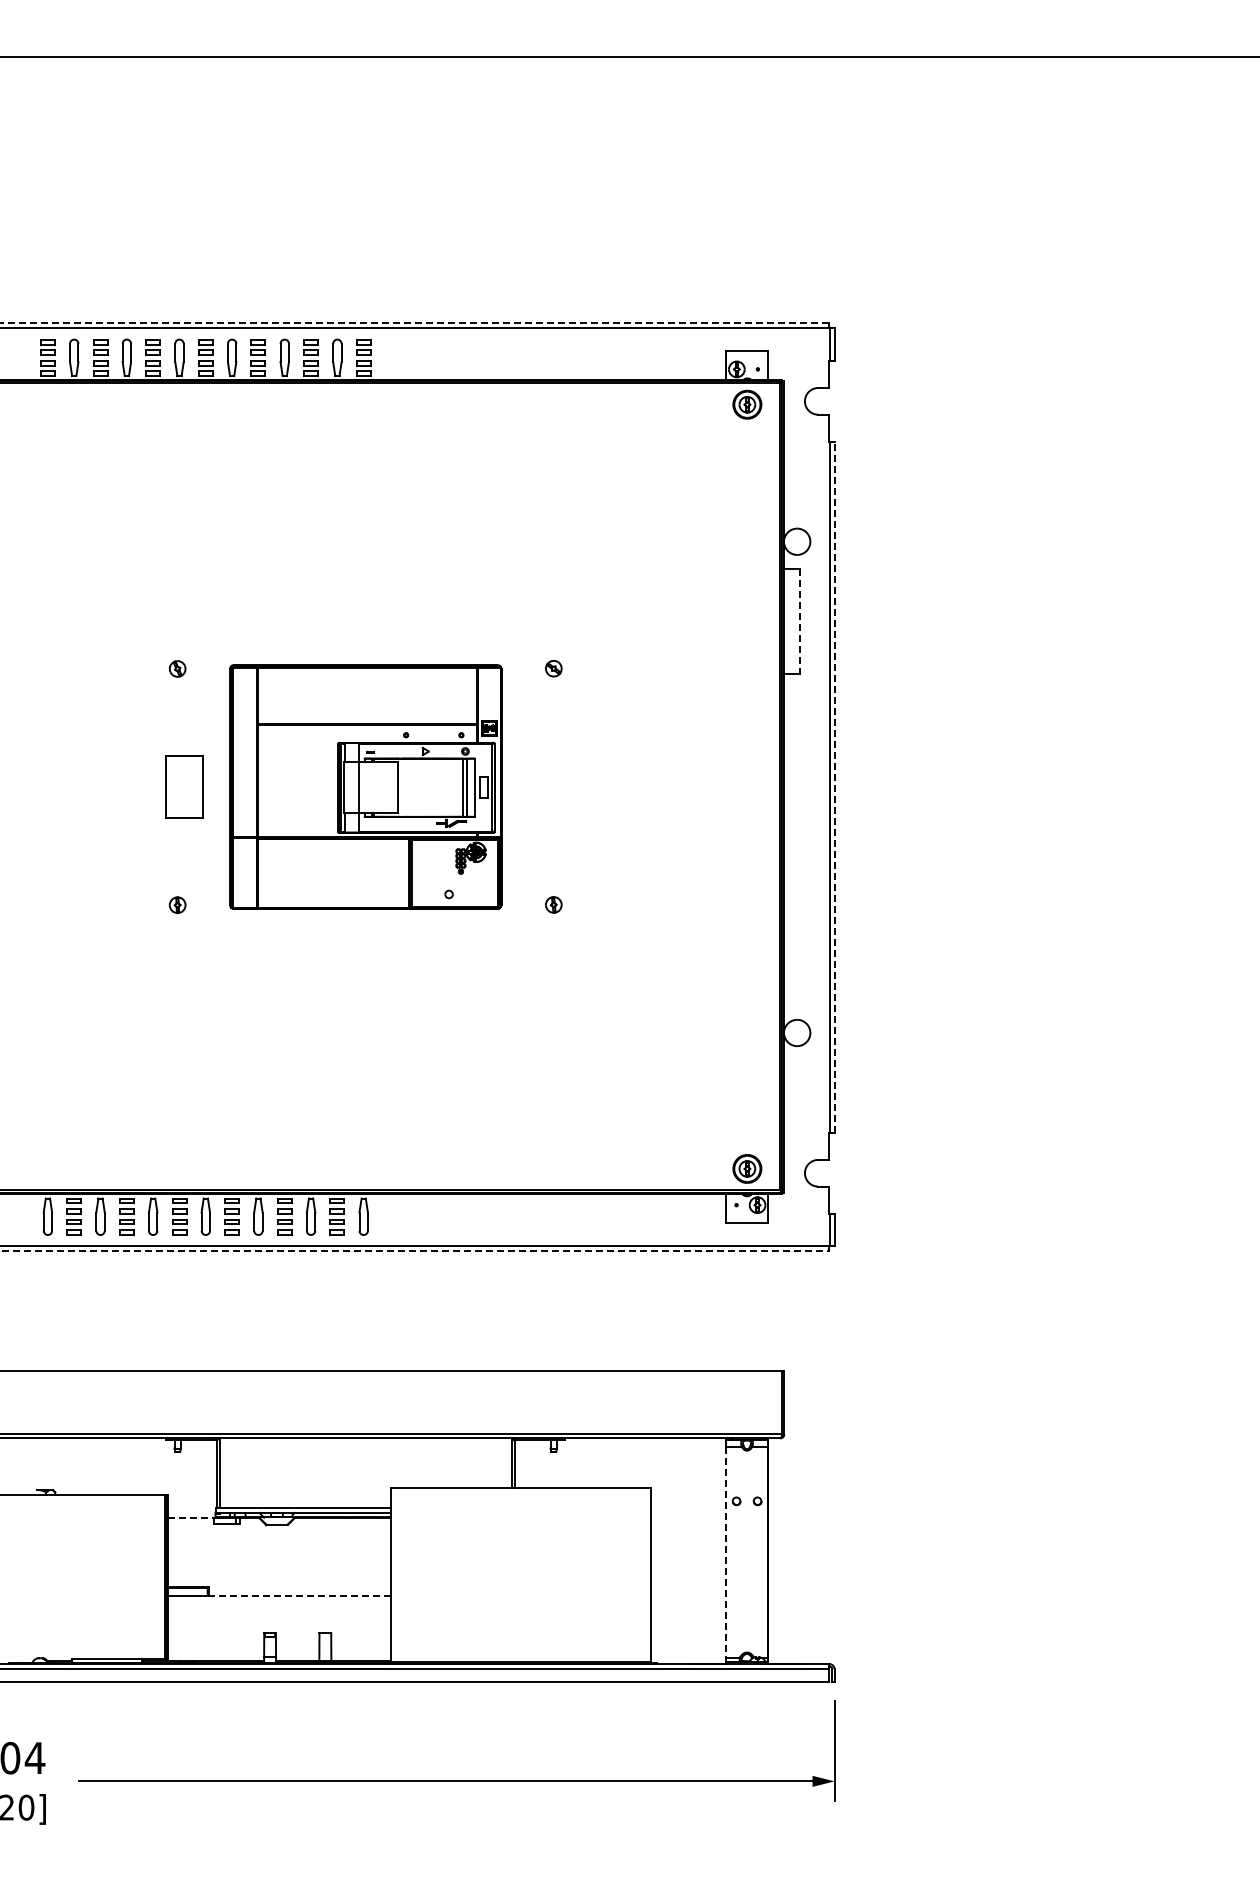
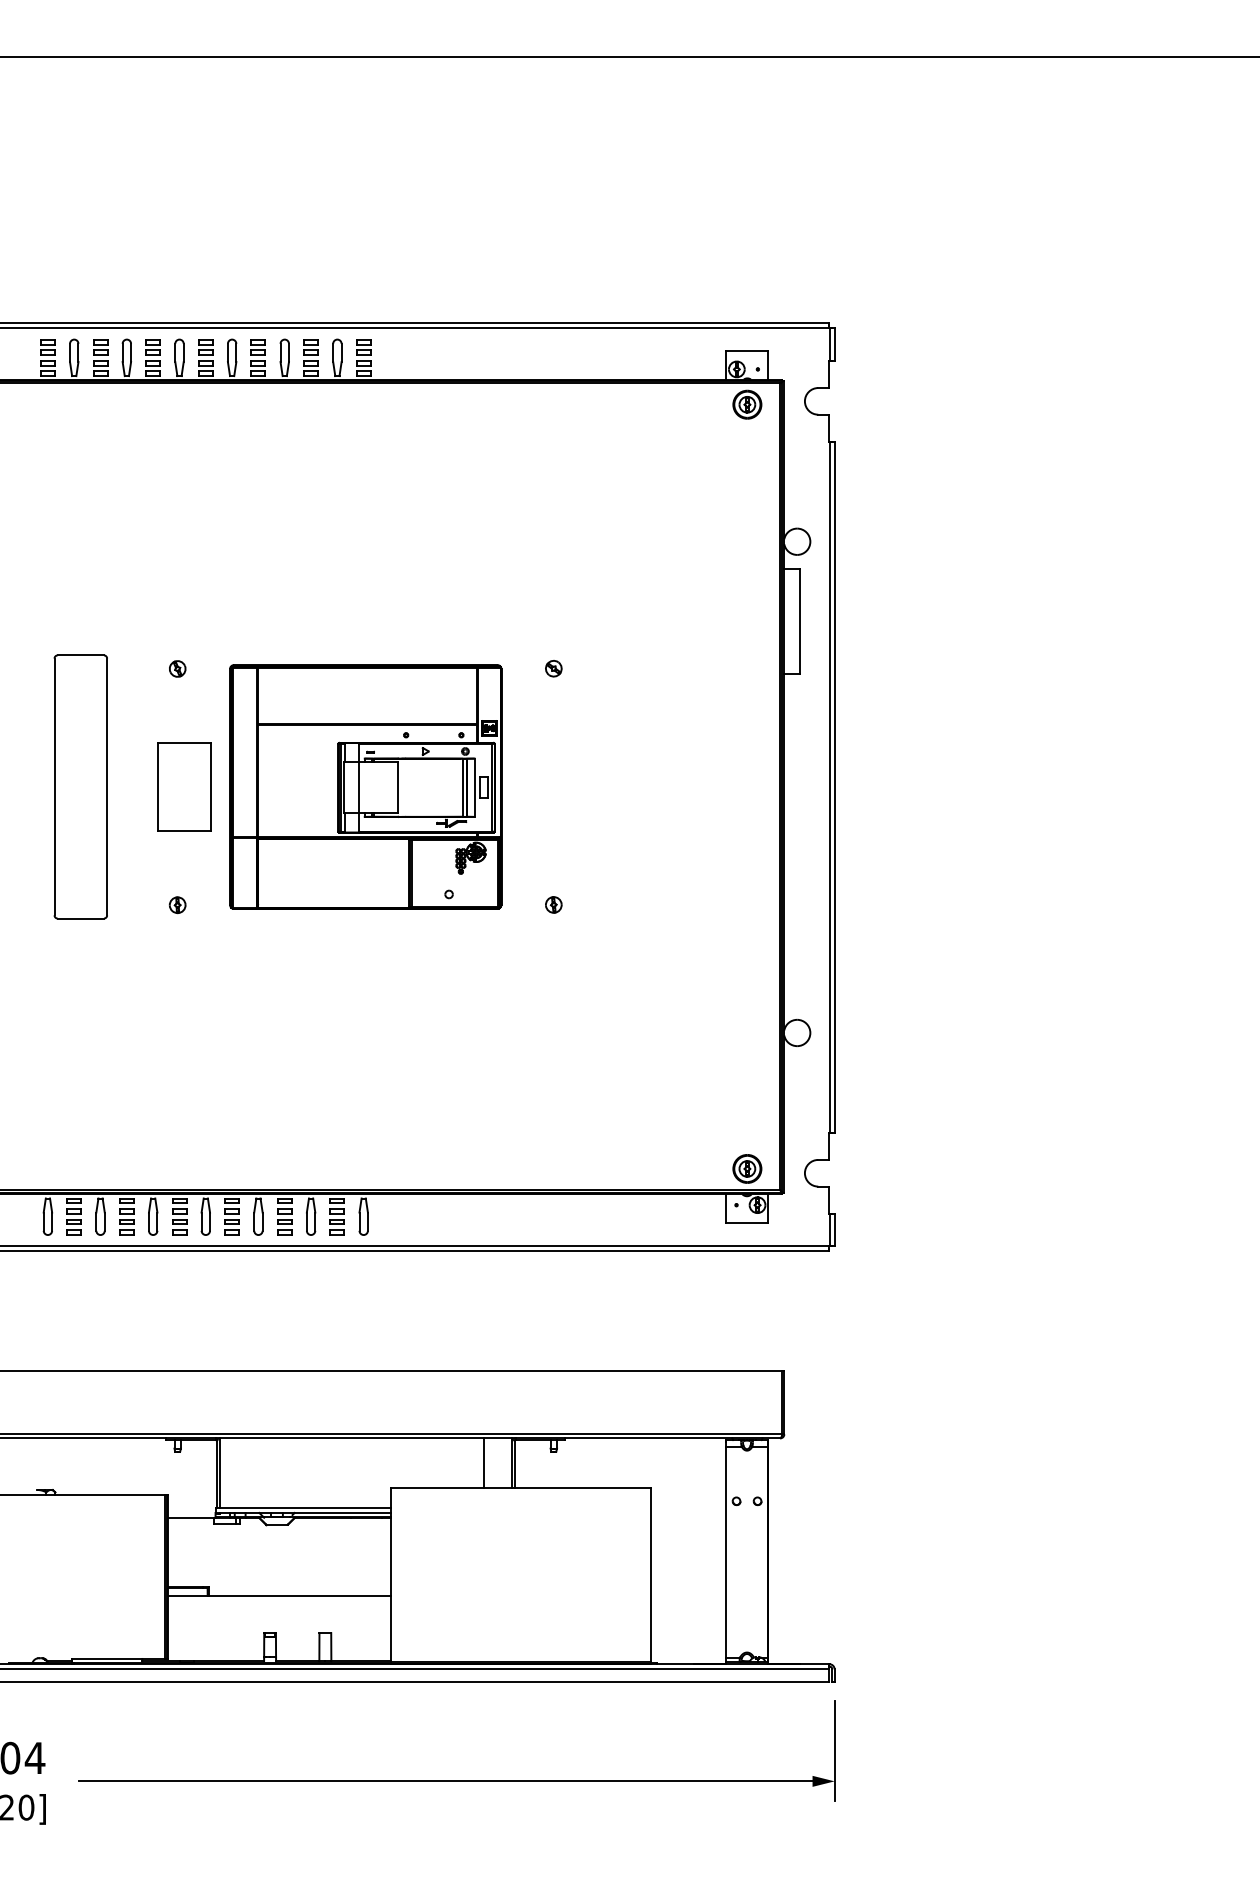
line: dashed -> solid (414, 323)
line: dashed -> solid (799, 621)
part: none -> present (80, 786)
part size: 39x64 px -> 55x90 px (184, 786)
line: dashed -> solid (834, 786)
line: dashed -> solid (414, 1251)
line: none -> present (483, 1463)
line: dashed -> solid (191, 1517)
line: dashed -> solid (725, 1552)
line: dashed -> solid (299, 1595)
